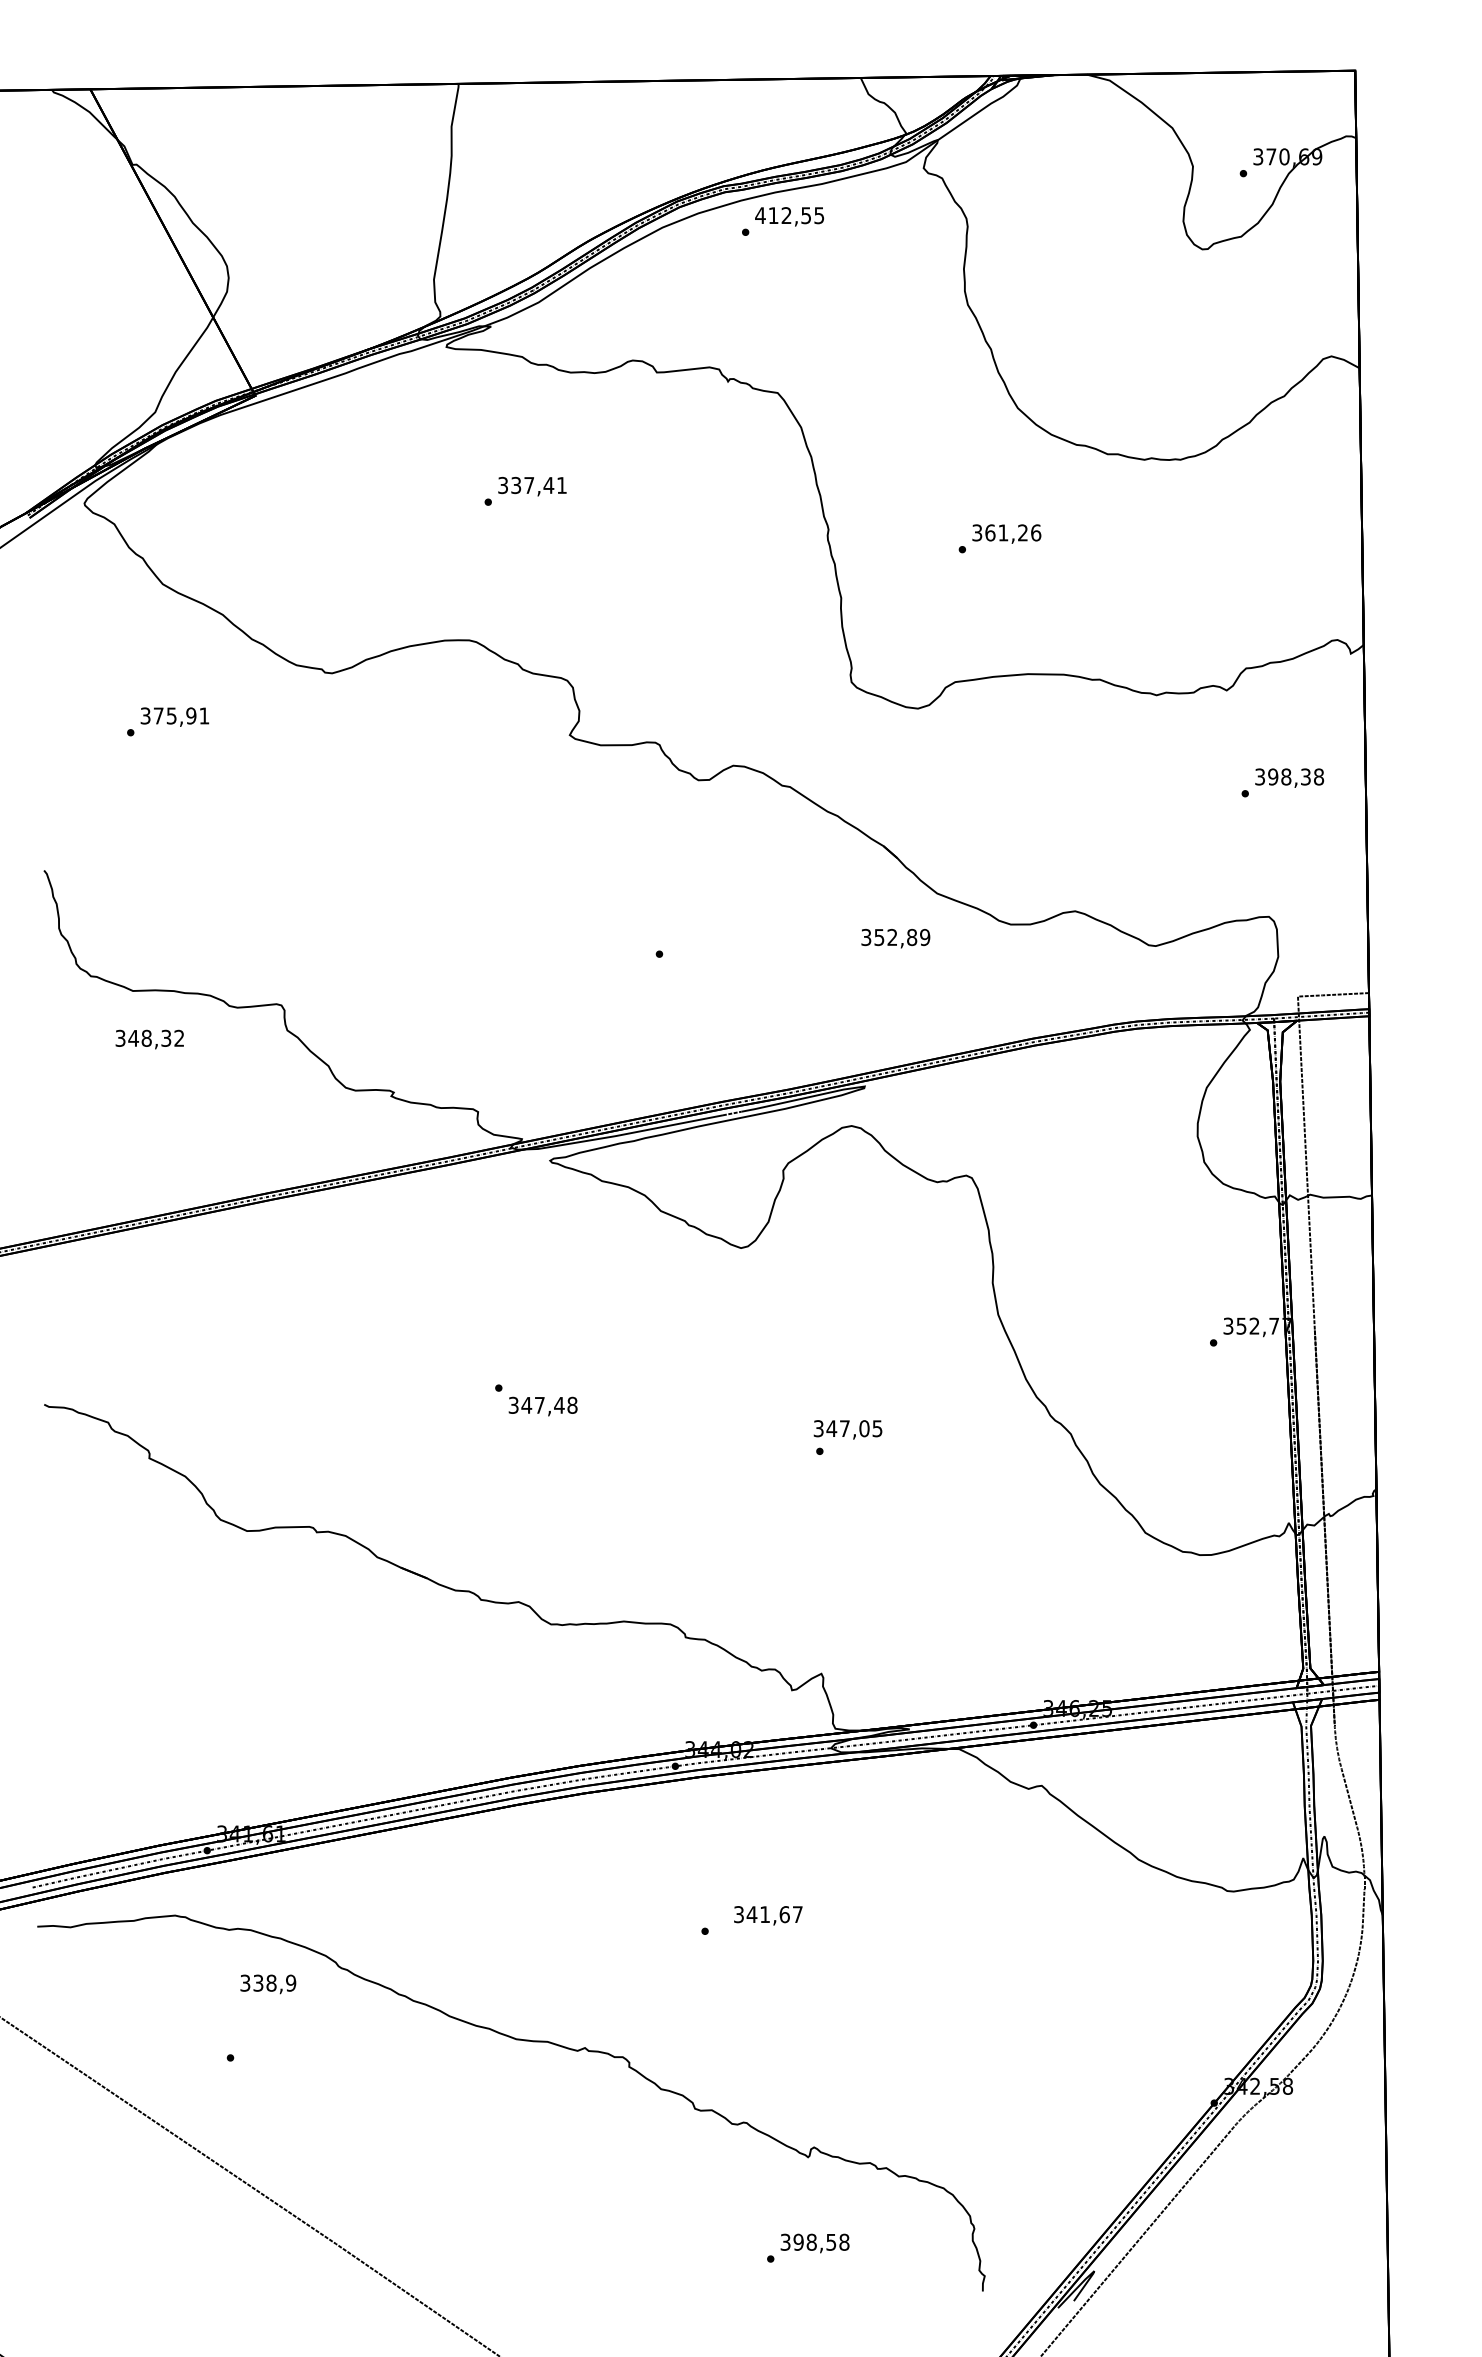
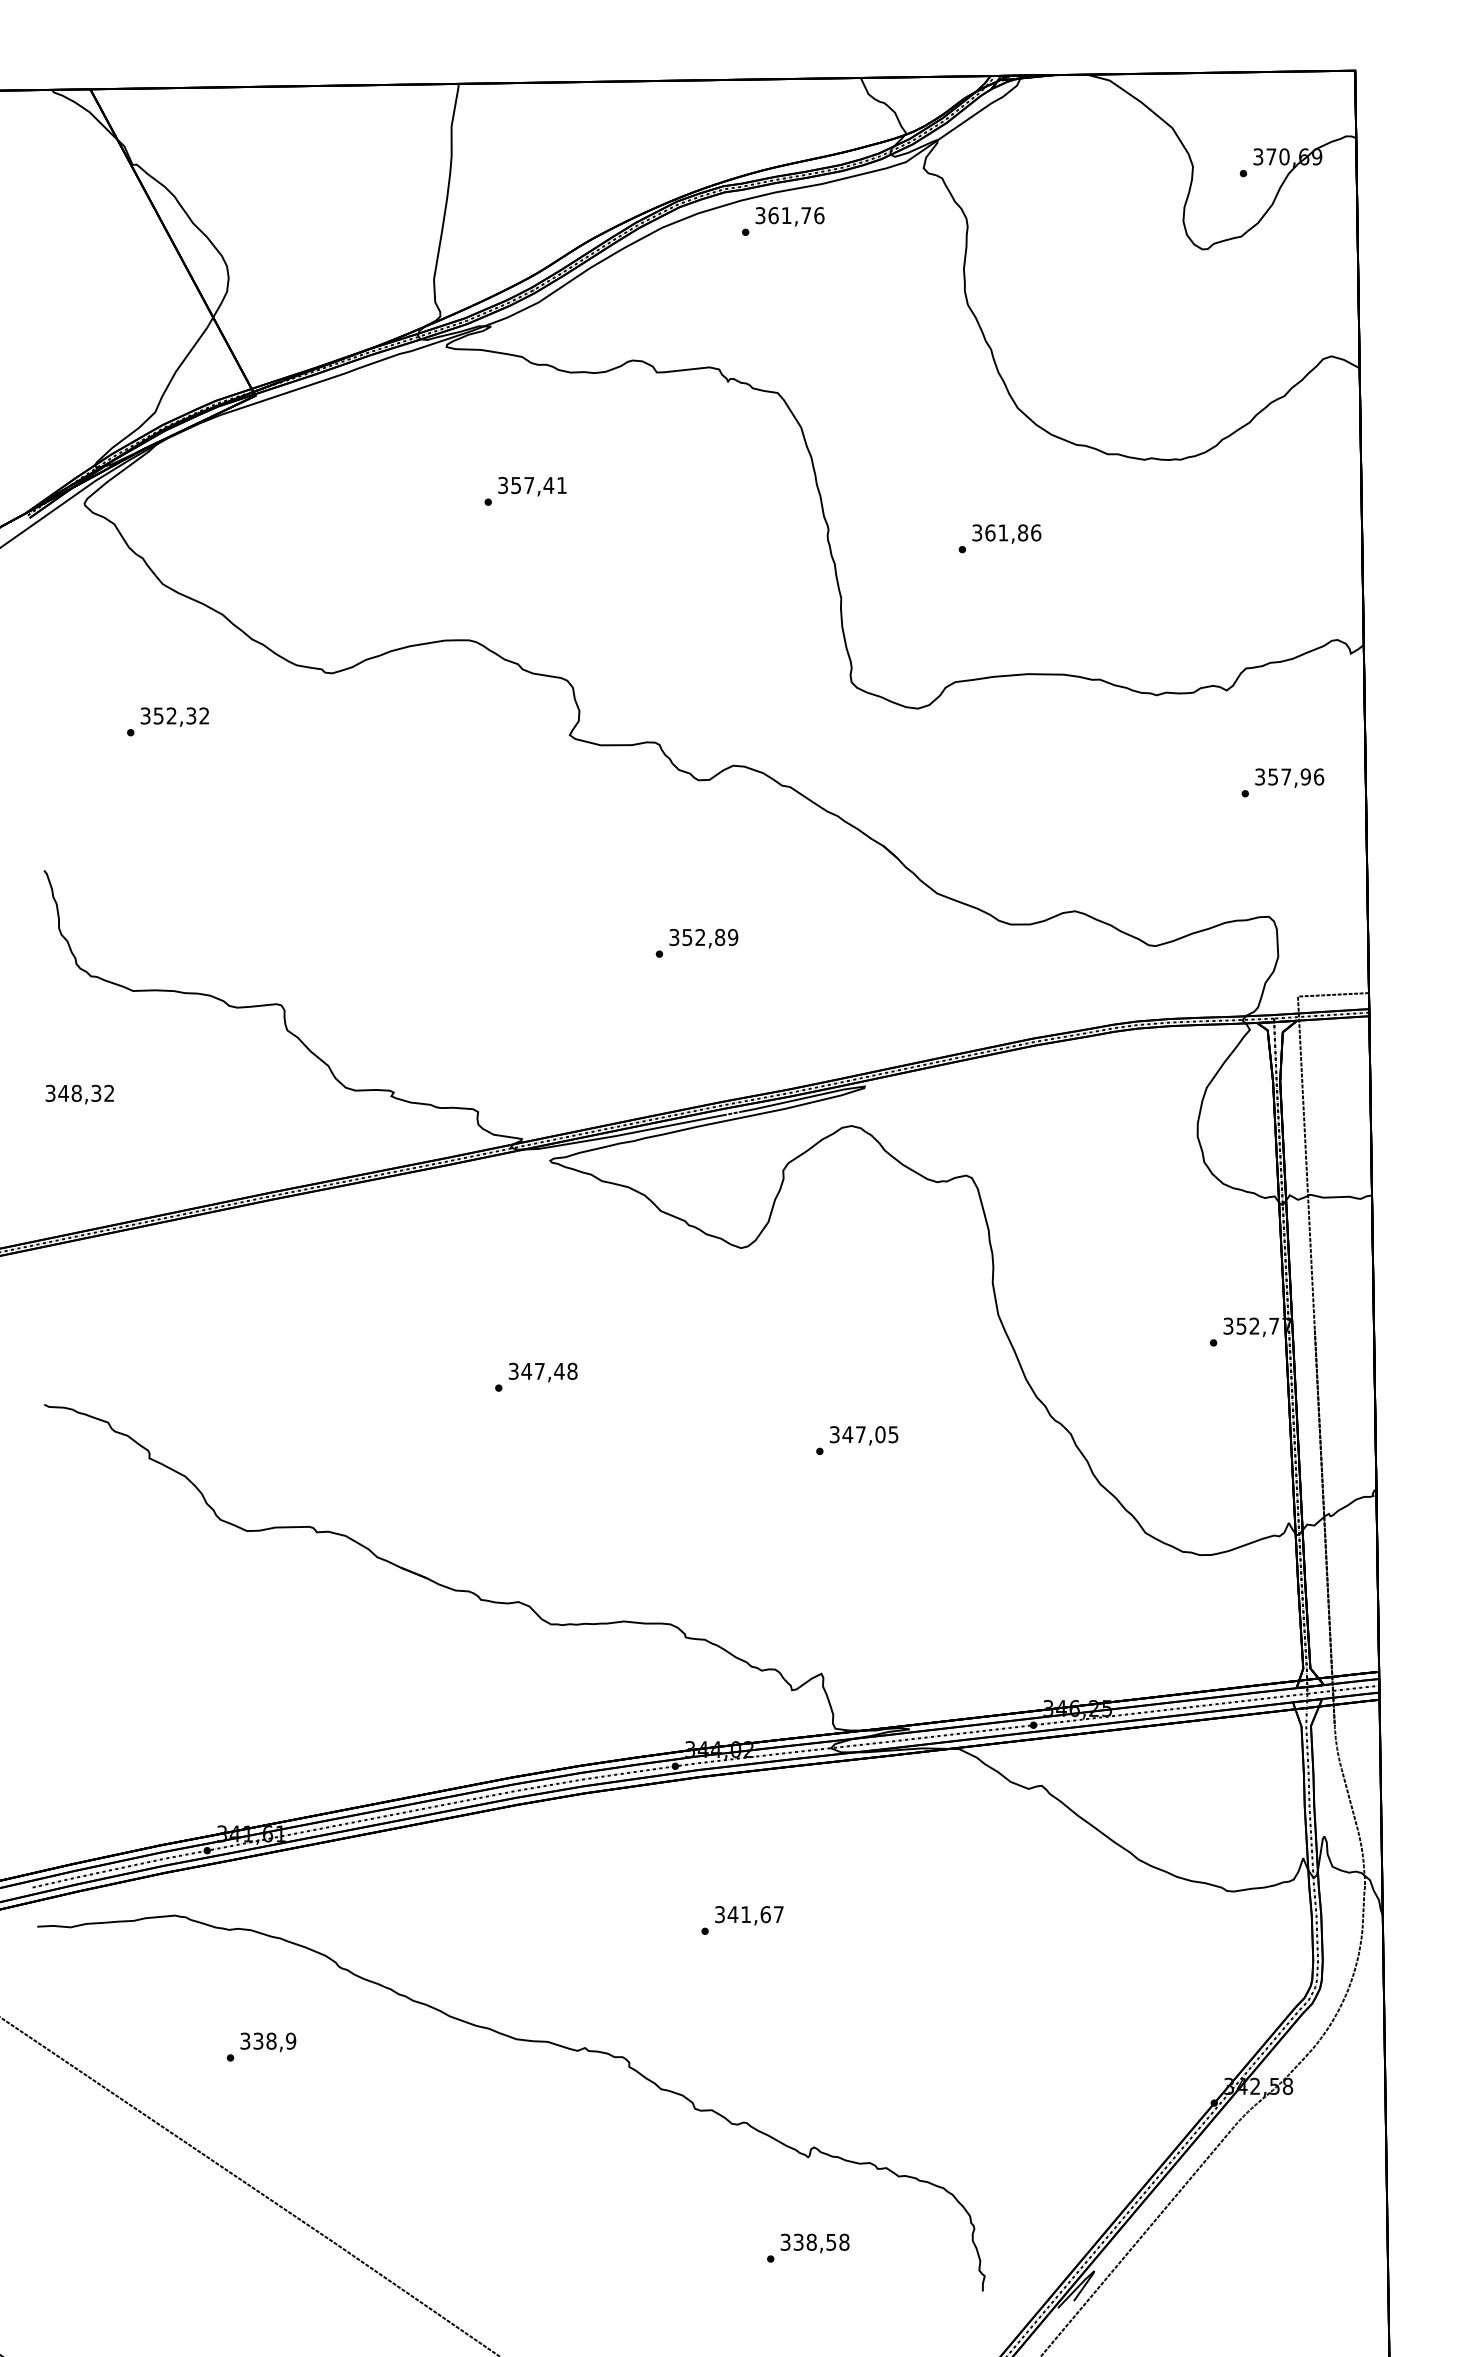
text: 412,55 -> 361,76 (789, 215)
text: 337,41 -> 357,41 (516, 484)
text: 361,26 -> 361,86 (1023, 532)
text: 375,91 -> 352,32 (181, 715)
text: 398,38 -> 357,96 (1296, 776)
text position: (895, 938) -> (703, 938) (703, 938)
text position: (149, 1039) -> (79, 1094) (79, 1094)
text position: (542, 1406) -> (542, 1372) (542, 1372)
text position: (847, 1429) -> (863, 1435) (863, 1435)
text position: (768, 1915) -> (749, 1915) (749, 1915)
text position: (268, 1984) -> (268, 2042) (268, 2042)
text: 398,58 -> 338,58 (798, 2241)
